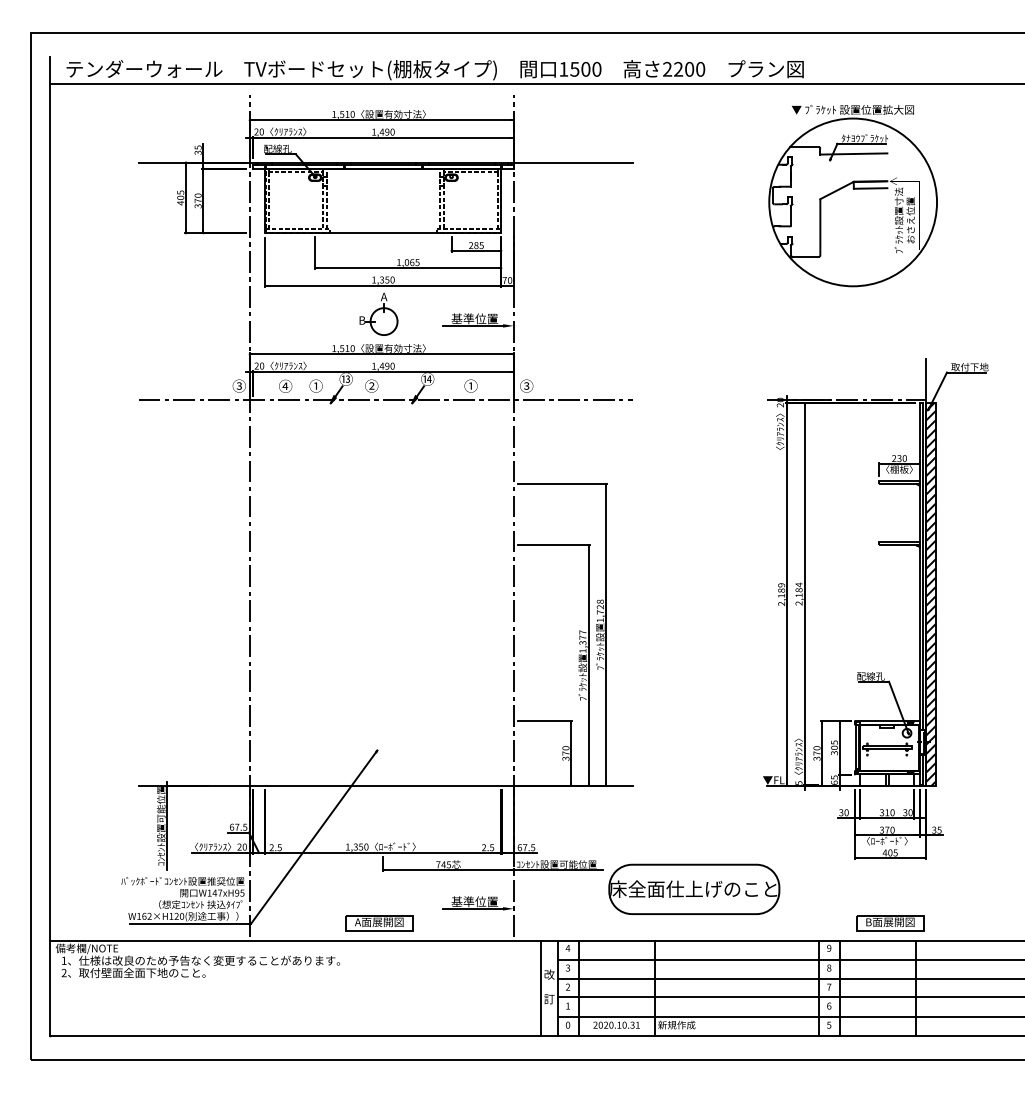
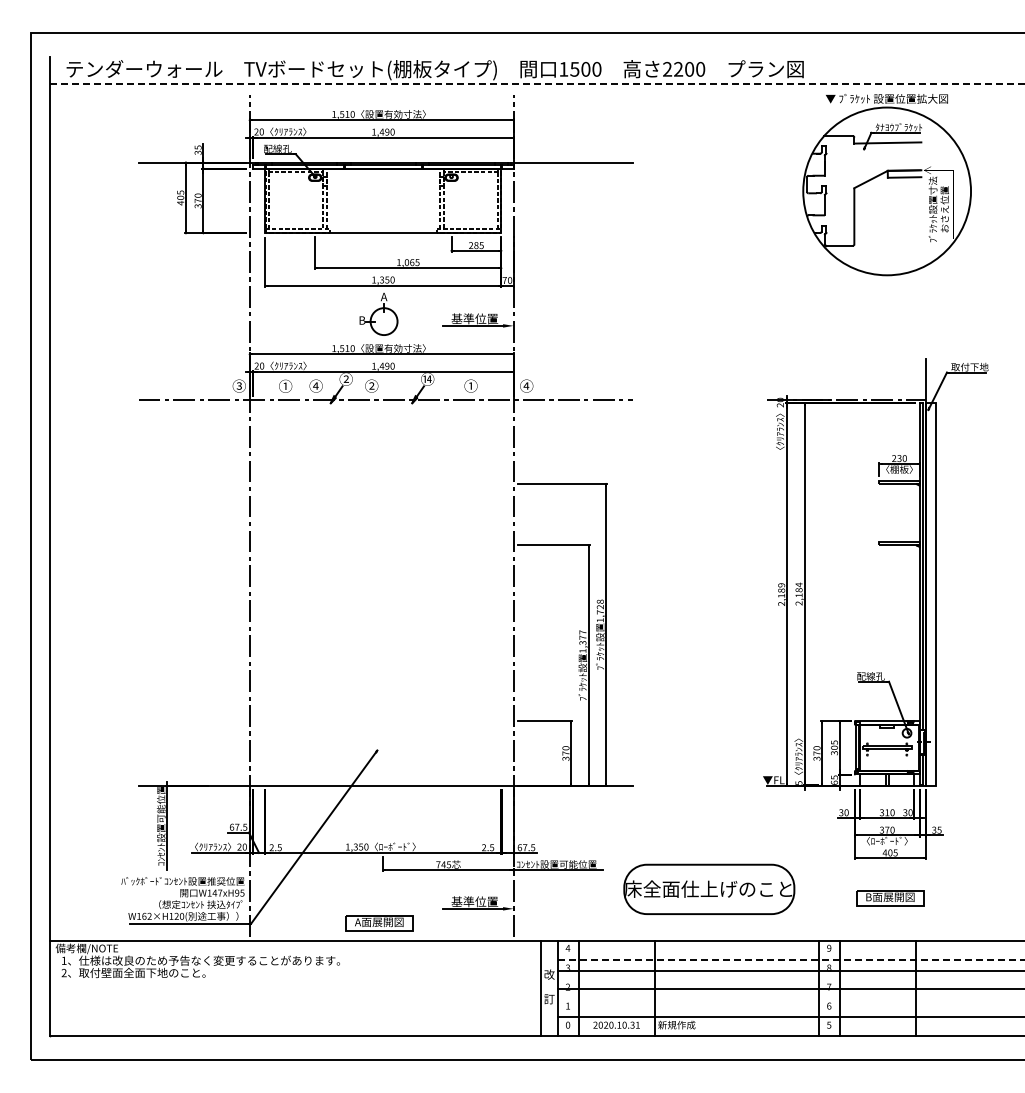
line: solid -> dashed (537, 83)
part position: (852, 196) -> (886, 185) (886, 185)
text: ⑬ -> ② (345, 378)
text: ④ -> ① (285, 385)
text: ① -> ④ (315, 385)
text: ③ -> ④ (526, 385)
hatch: present -> none (930, 594)
part position: (694, 888) -> (709, 888) (709, 888)
part position: (890, 923) -> (890, 898) (890, 898)
line: solid -> dashed (791, 959)
line position: (789, 978) -> (789, 970) (789, 970)
line position: (789, 997) -> (789, 989) (789, 989)
